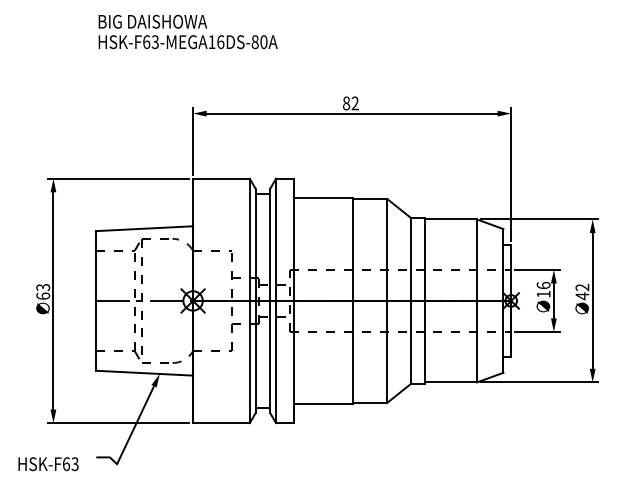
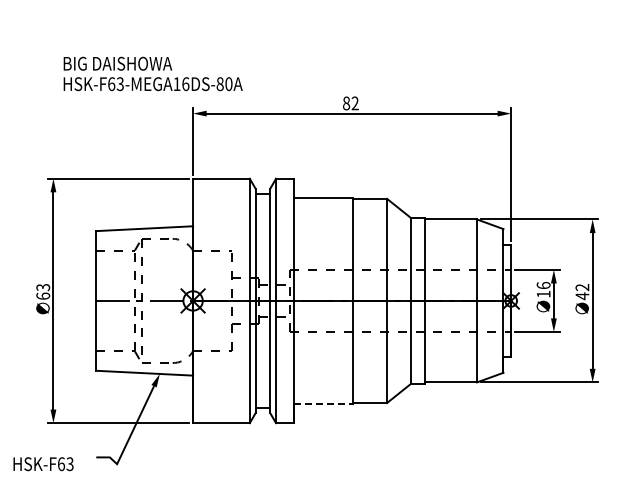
text position: (187, 31) -> (152, 73) (152, 73)
line: solid -> dashed (323, 403)
text position: (48, 464) -> (43, 464) (43, 464)
